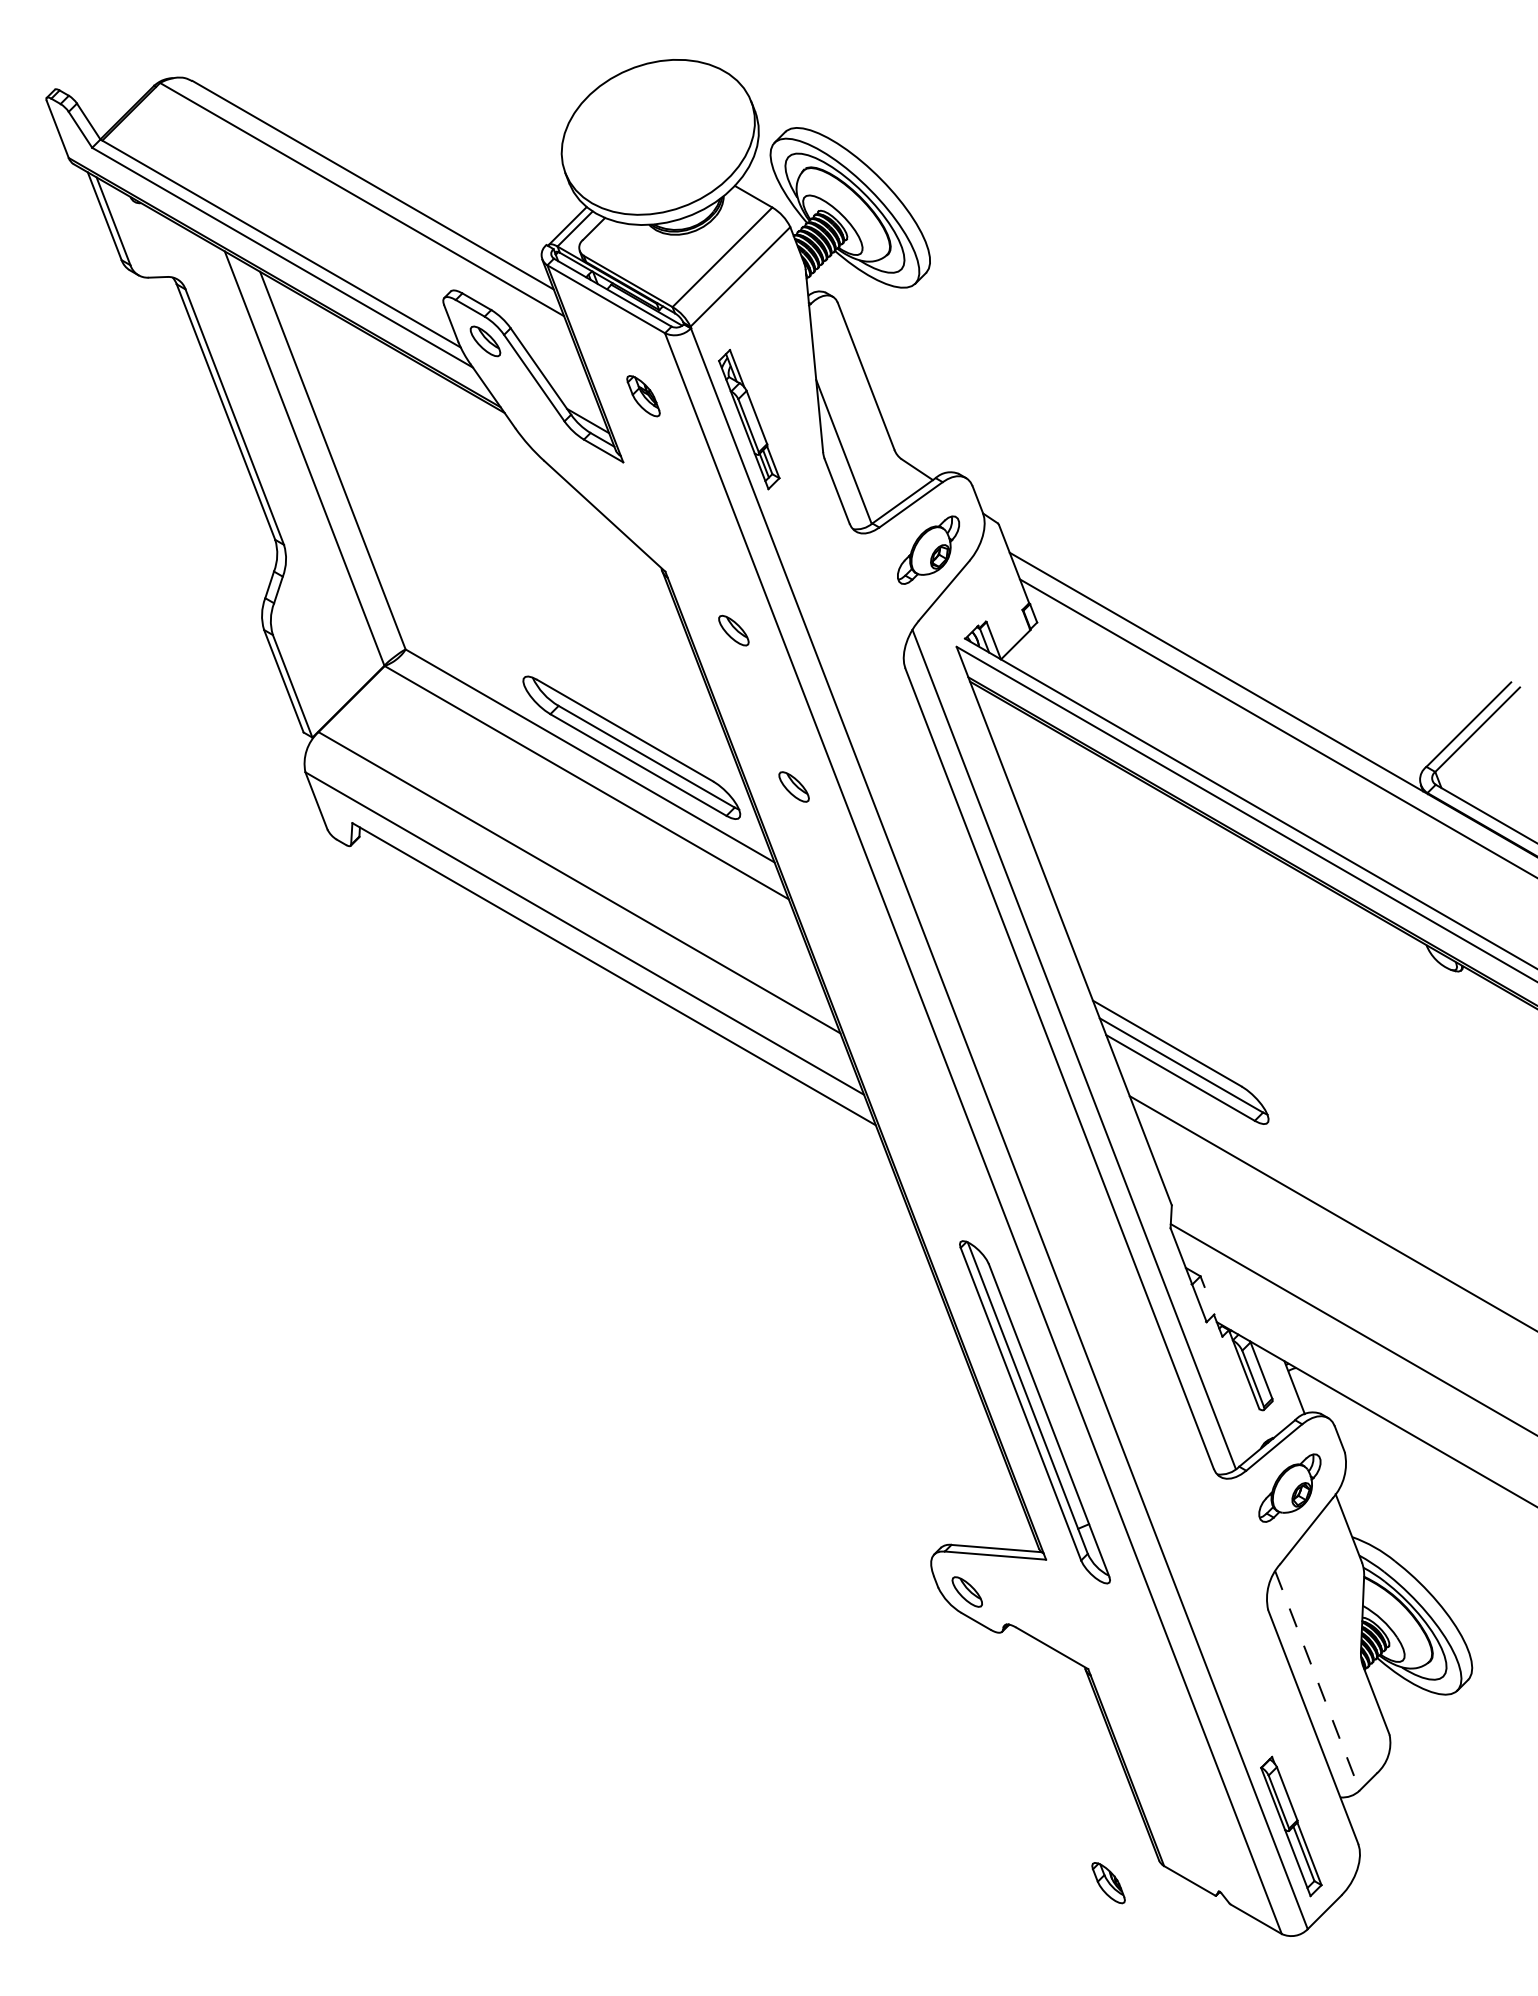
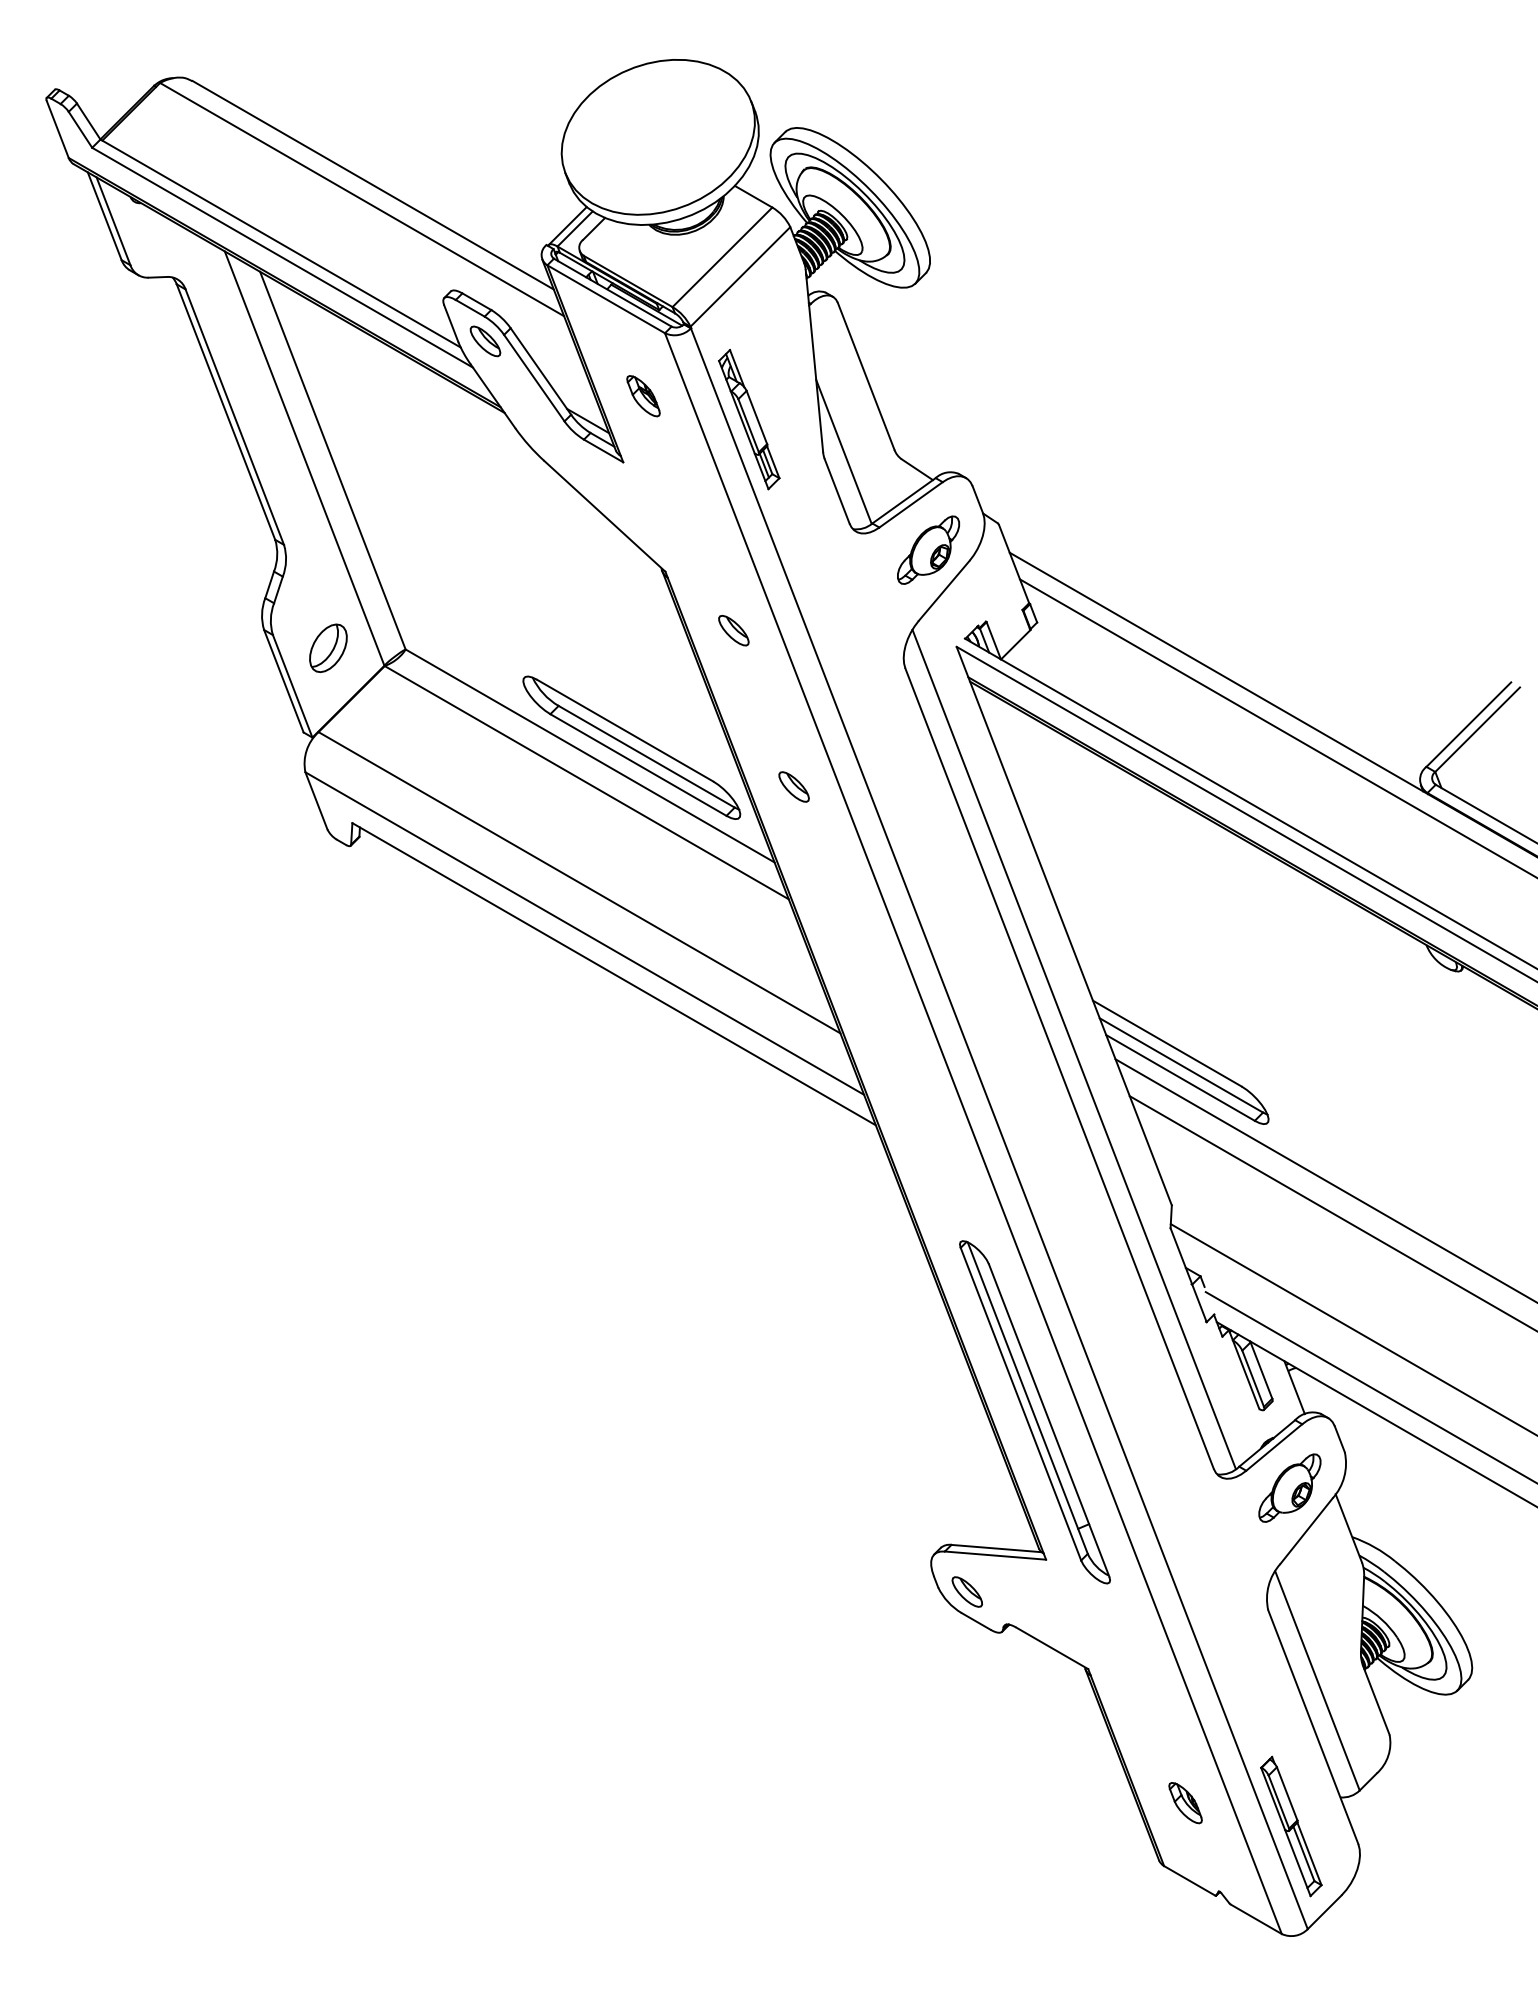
part: none -> present (328, 648)
line: none -> present (1324, 1180)
line: none -> present (1369, 1386)
line: dashed -> solid (1317, 1681)
part position: (1108, 1883) -> (1185, 1803) (1185, 1803)
